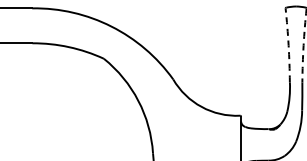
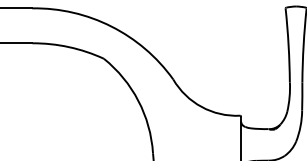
arc: dashed -> solid (288, 45)
arc: dashed -> solid (303, 45)
